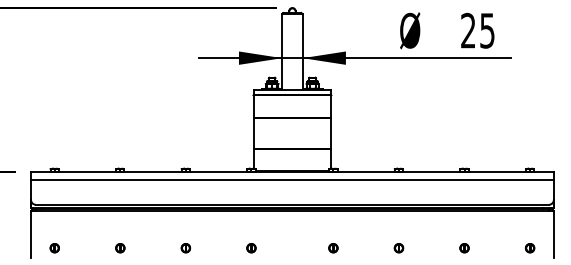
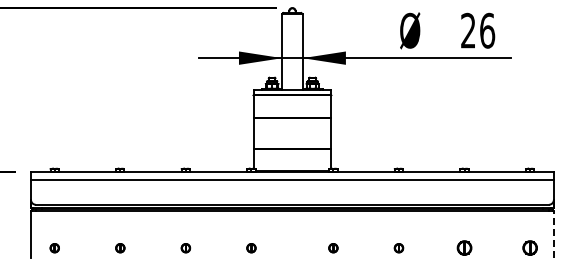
text: 25 -> 26 (487, 30)
line: solid -> dashed (553, 234)
part size: 11x11 px -> 17x16 px (464, 247)
part size: 12x11 px -> 16x16 px (529, 247)
